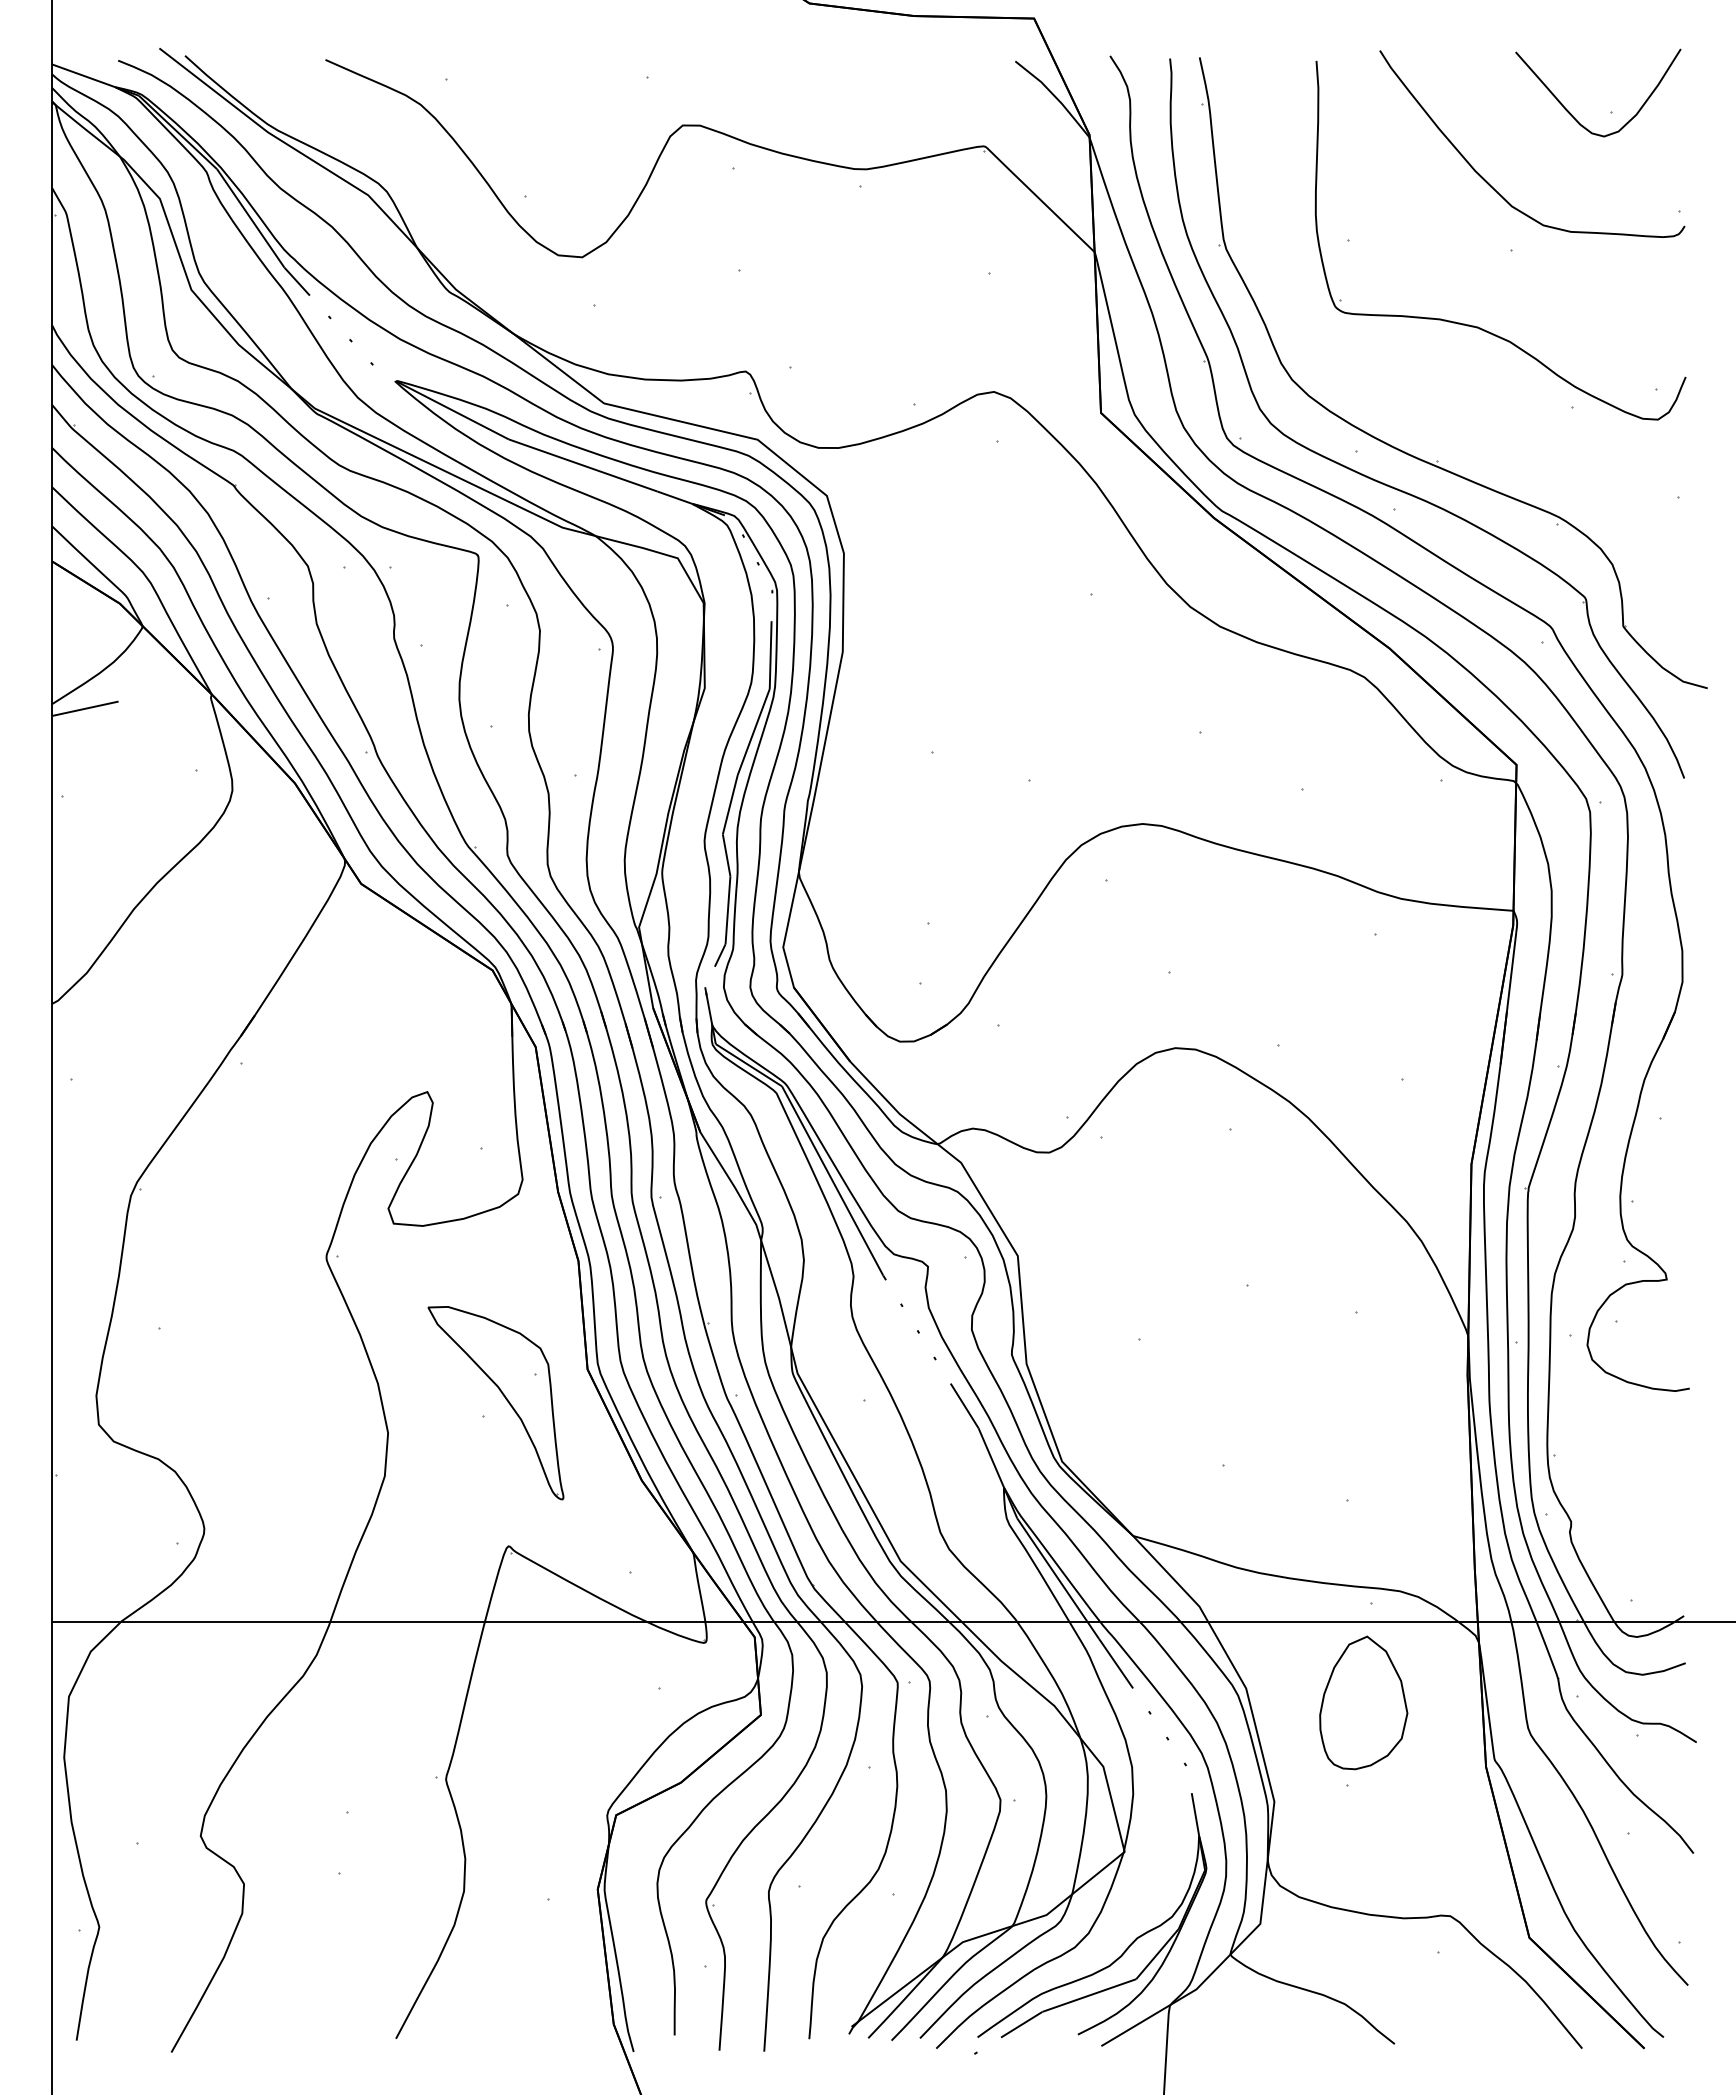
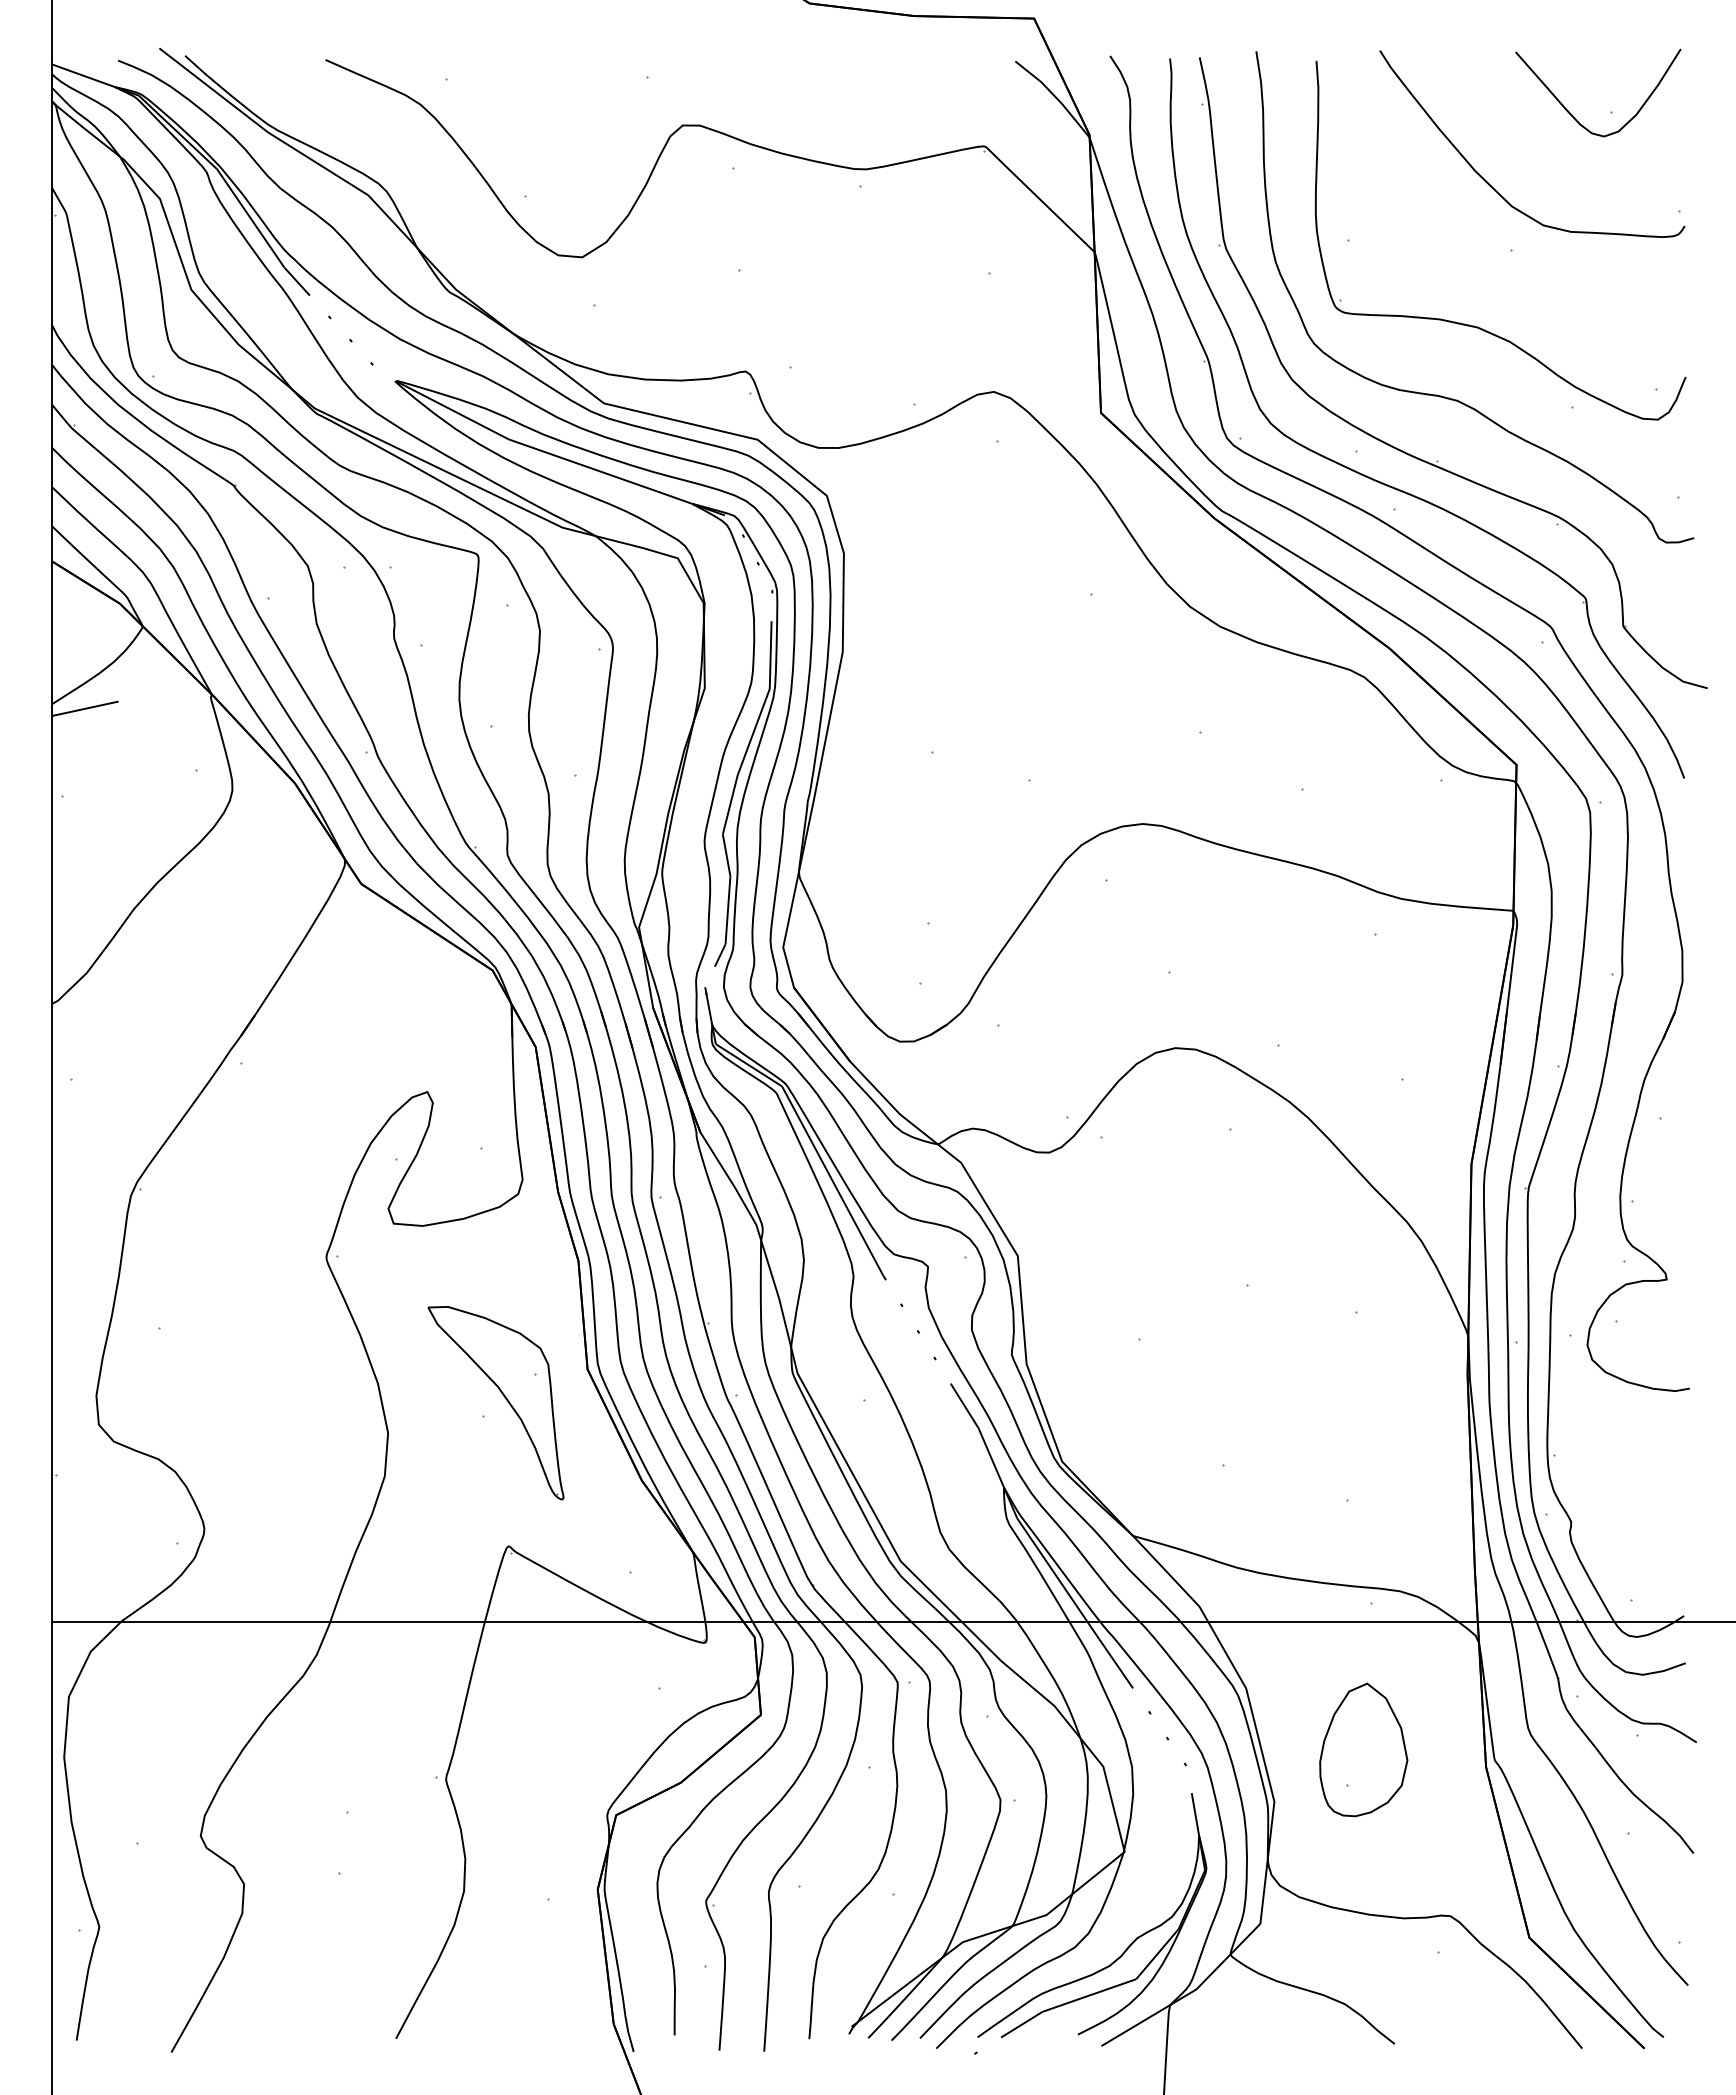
curve: none -> present (1449, 397)
part position: (1363, 1702) -> (1363, 1749) (1363, 1749)
